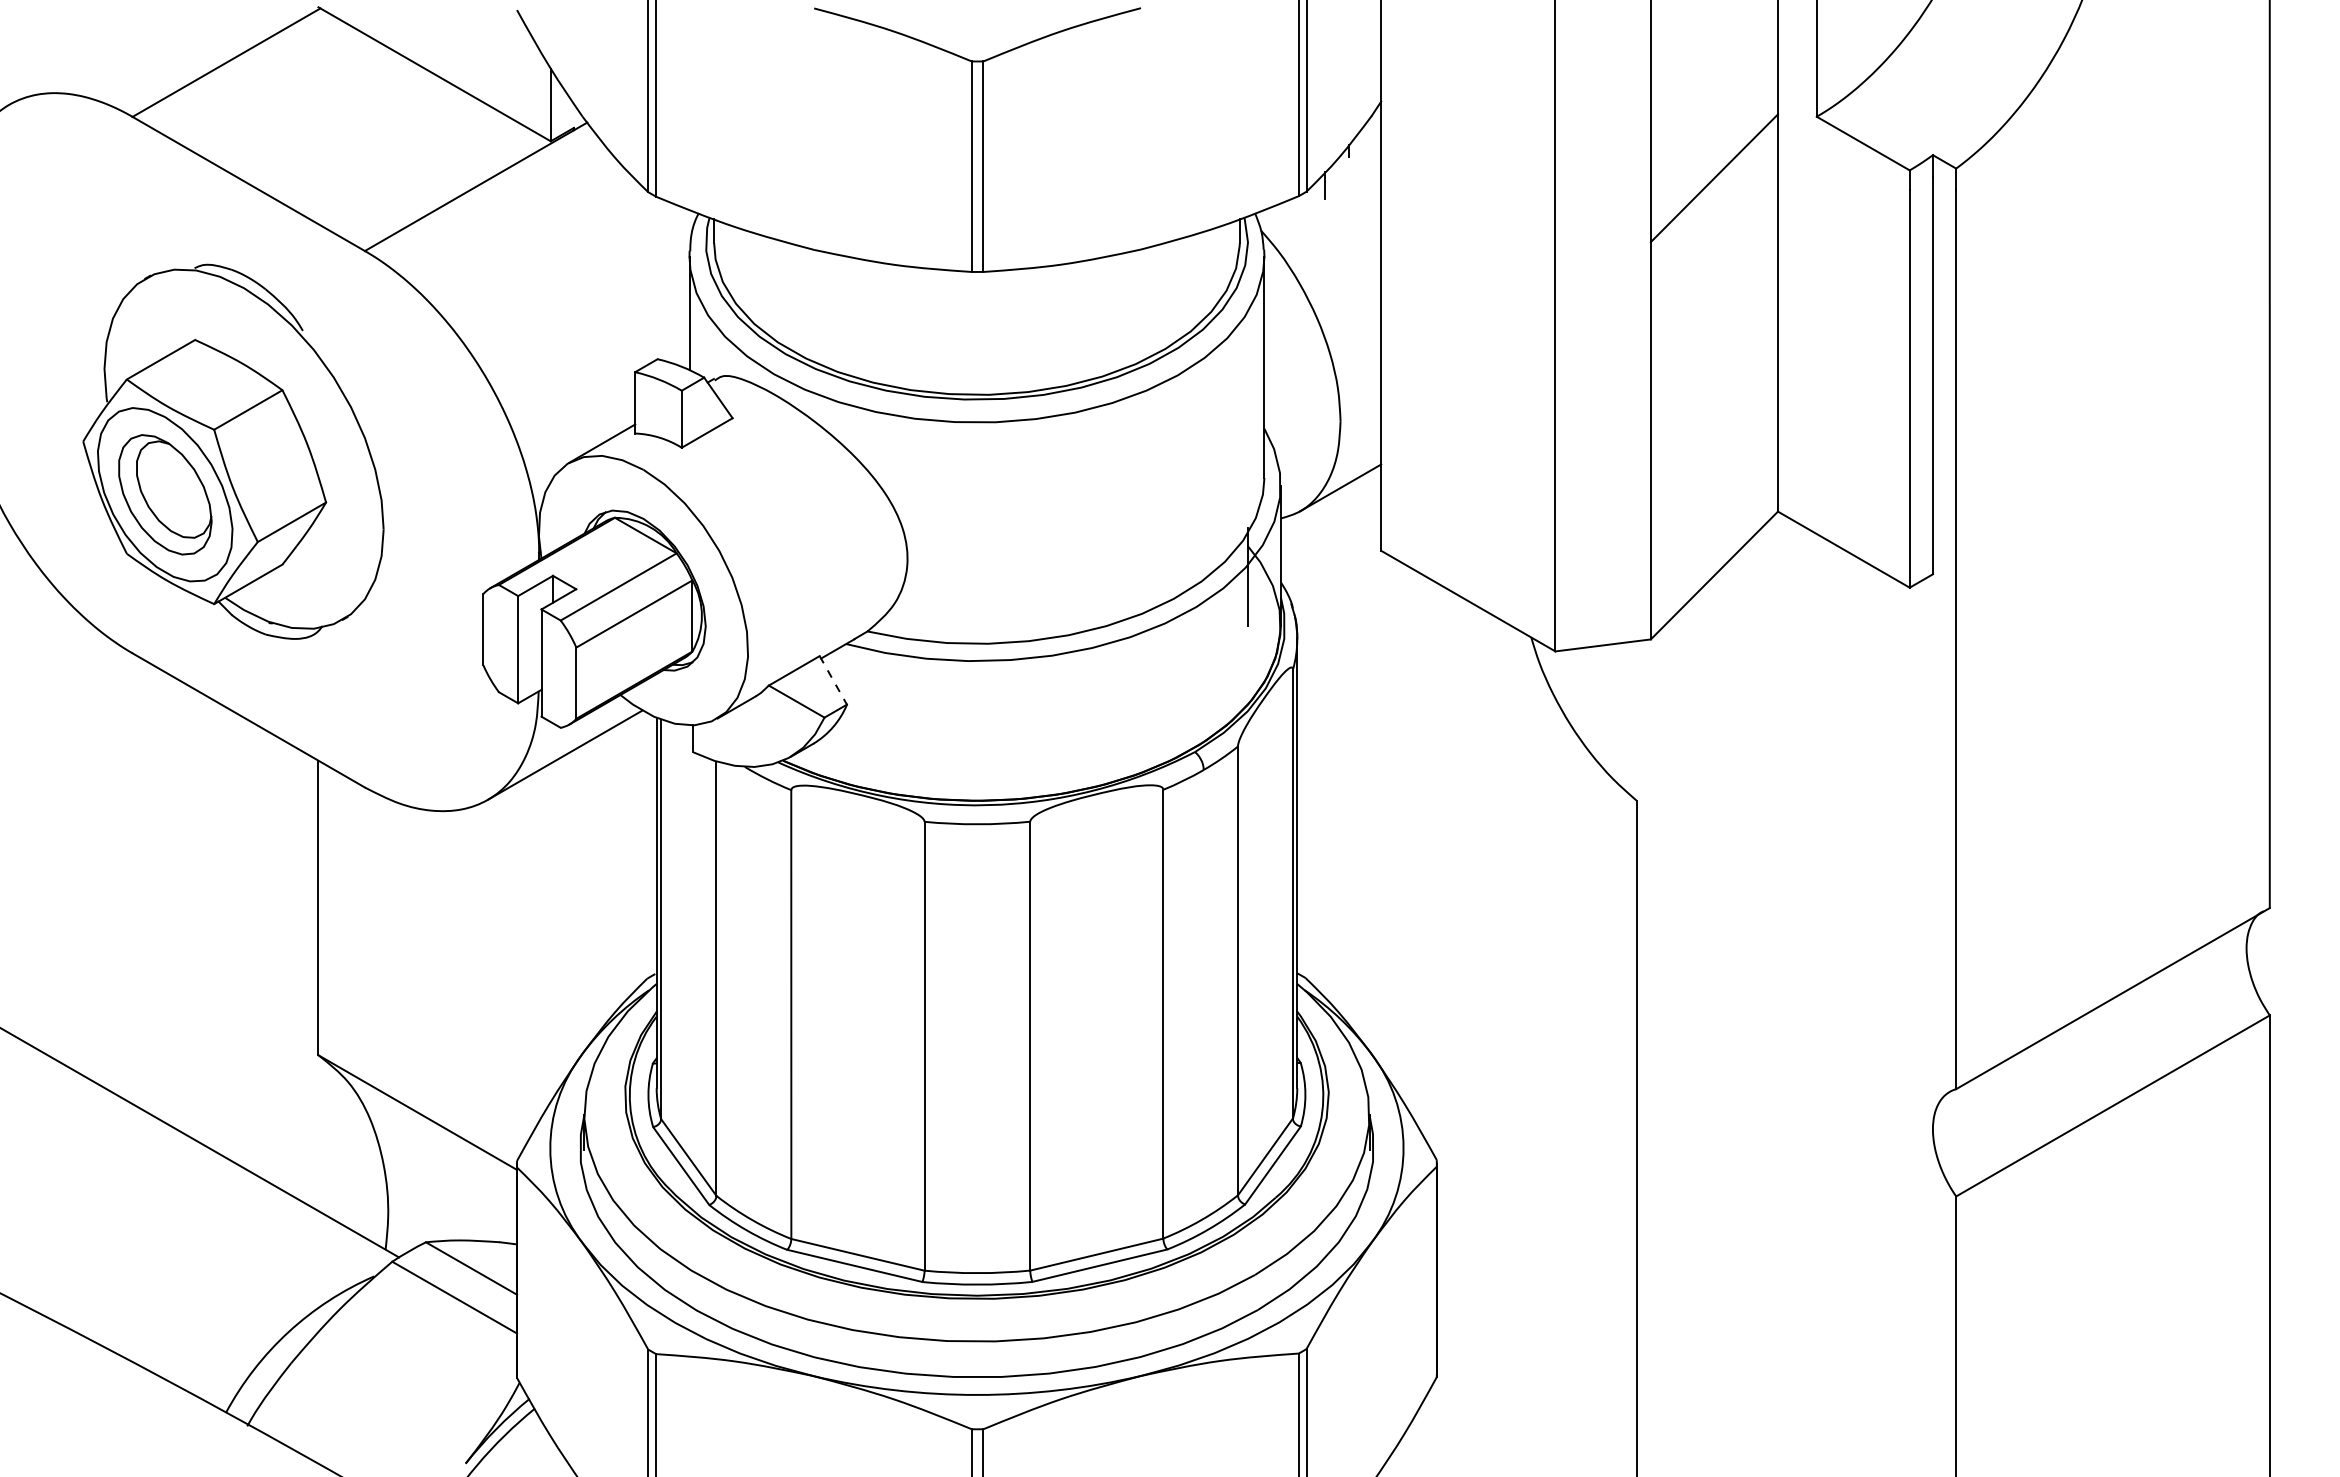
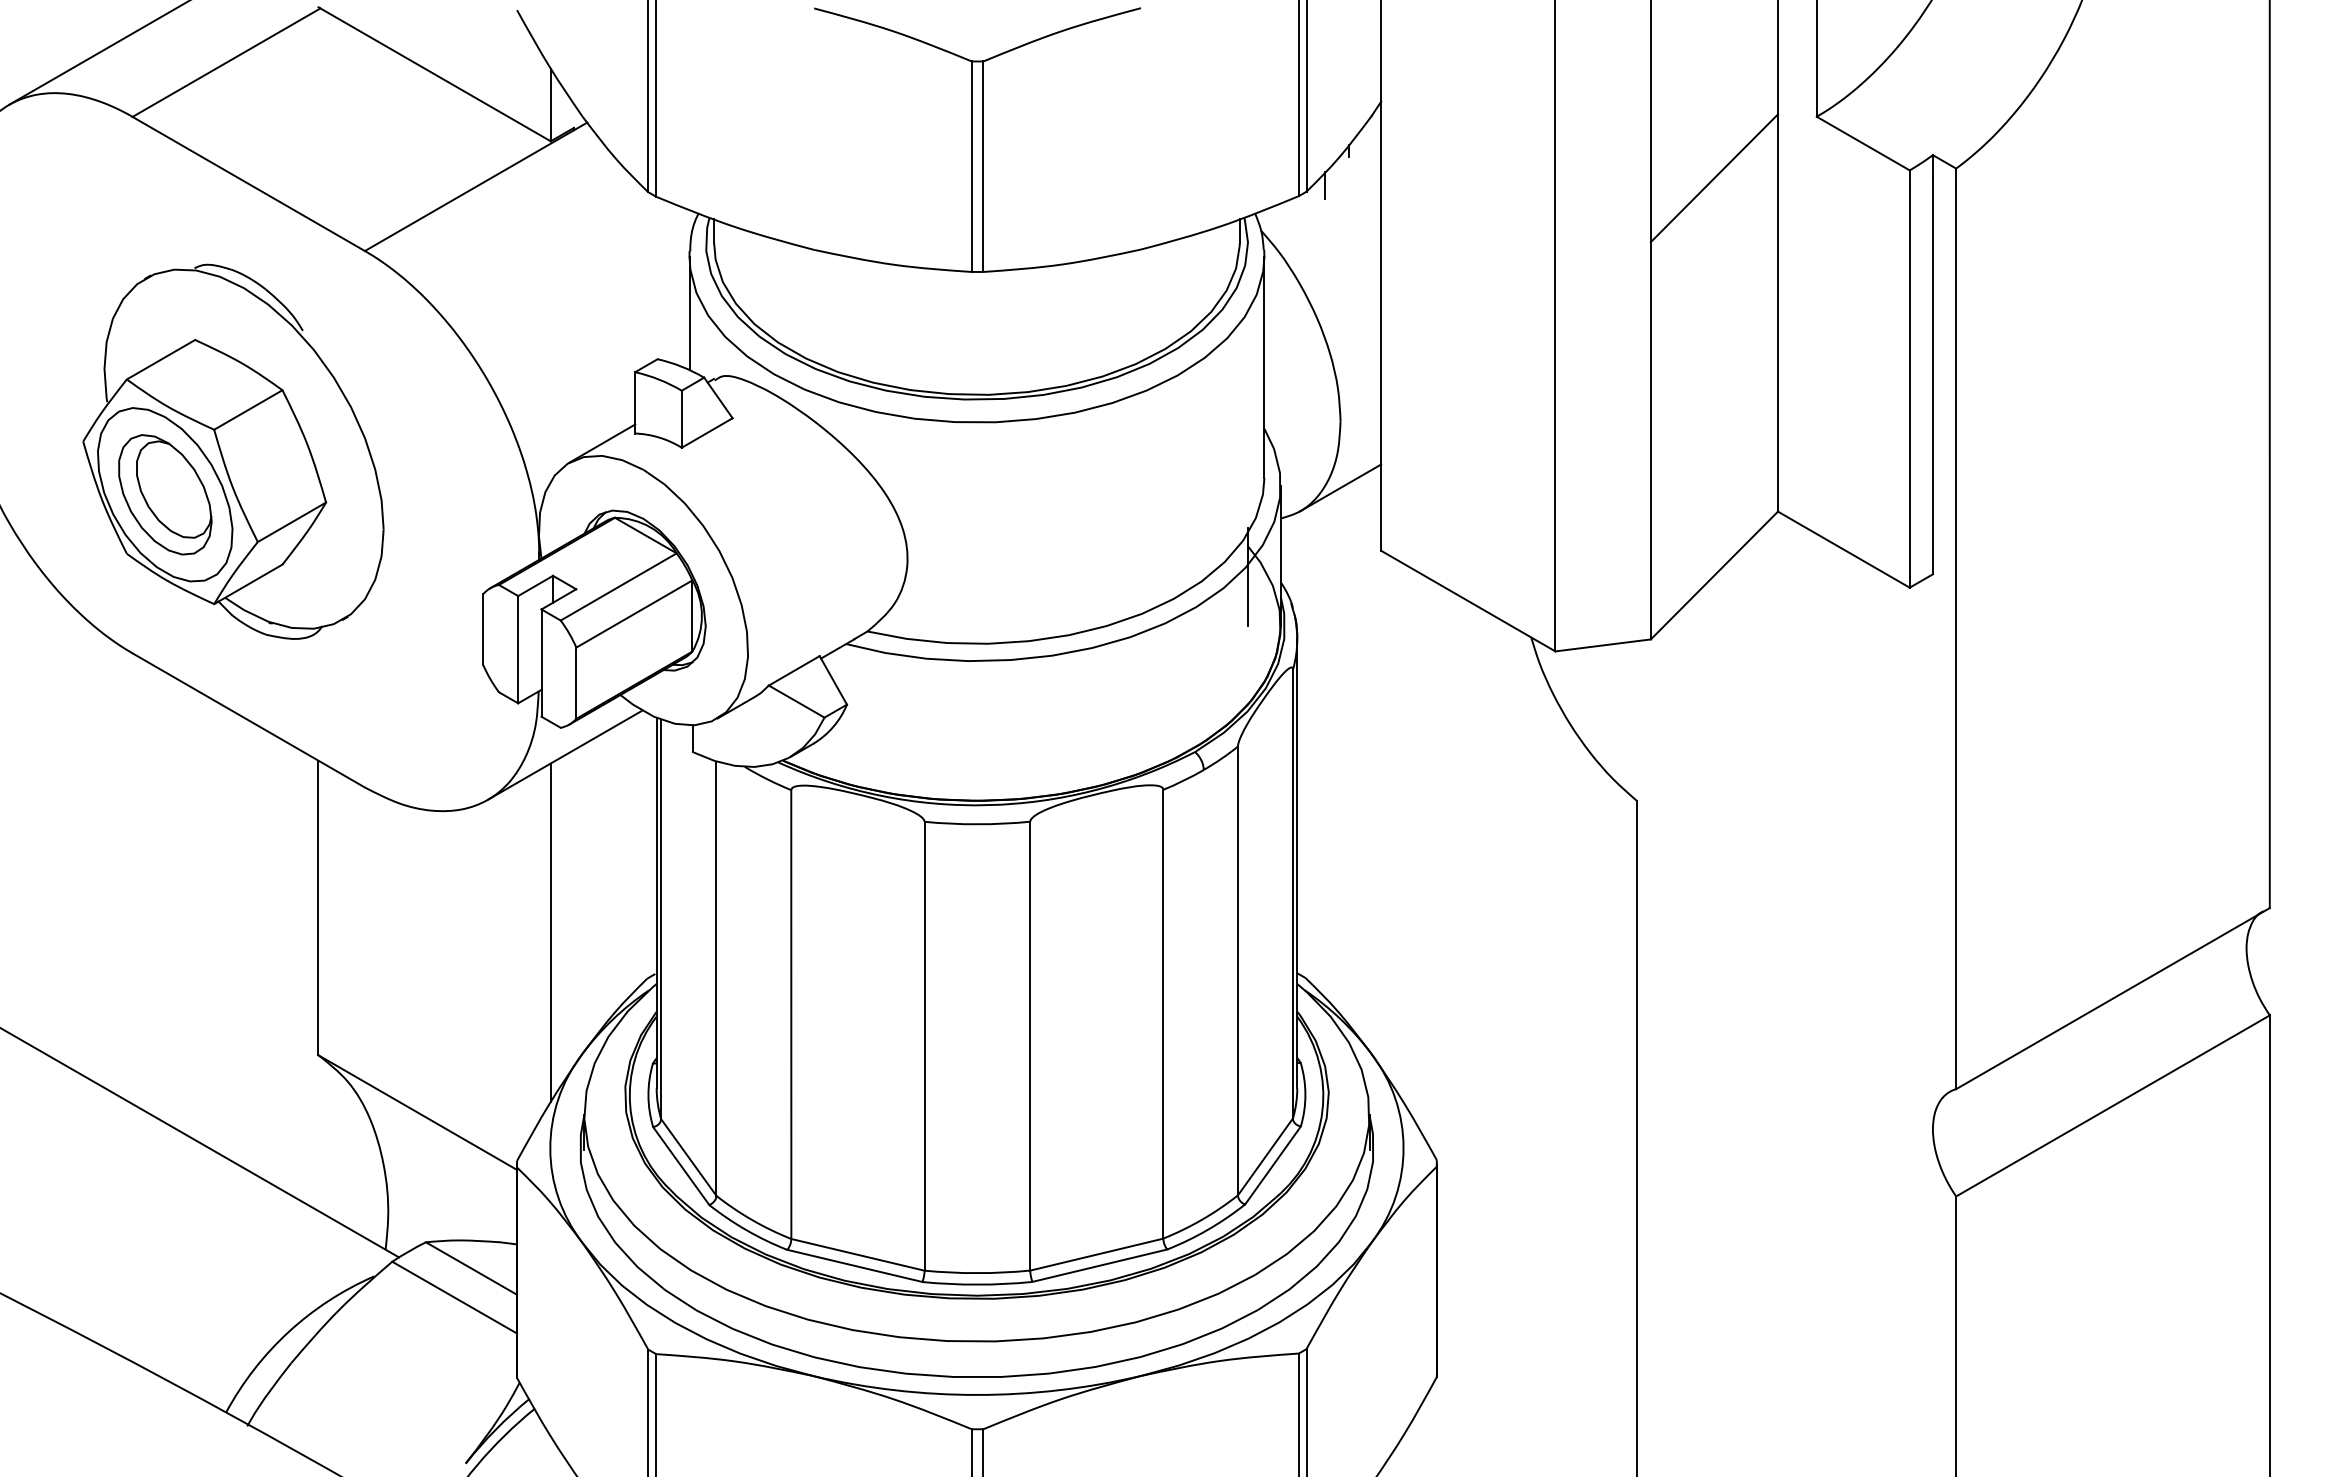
line: none -> present (97, 53)
line: dashed -> solid (833, 680)
line: none -> present (550, 932)
